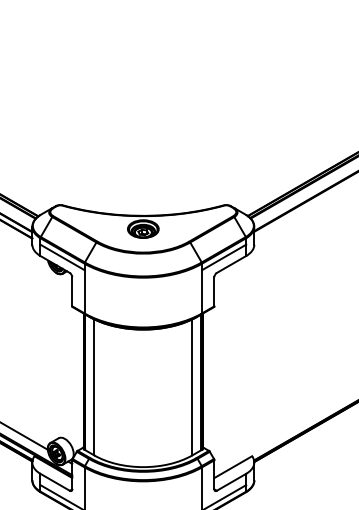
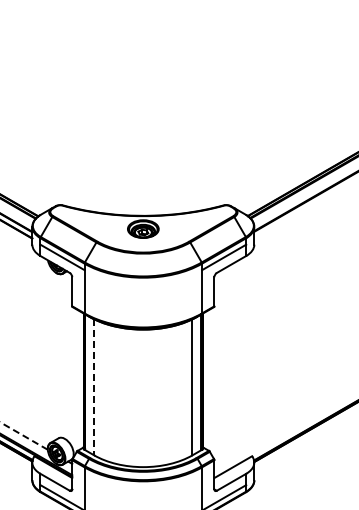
line: solid -> dashed (94, 387)
line: solid -> dashed (23, 435)
